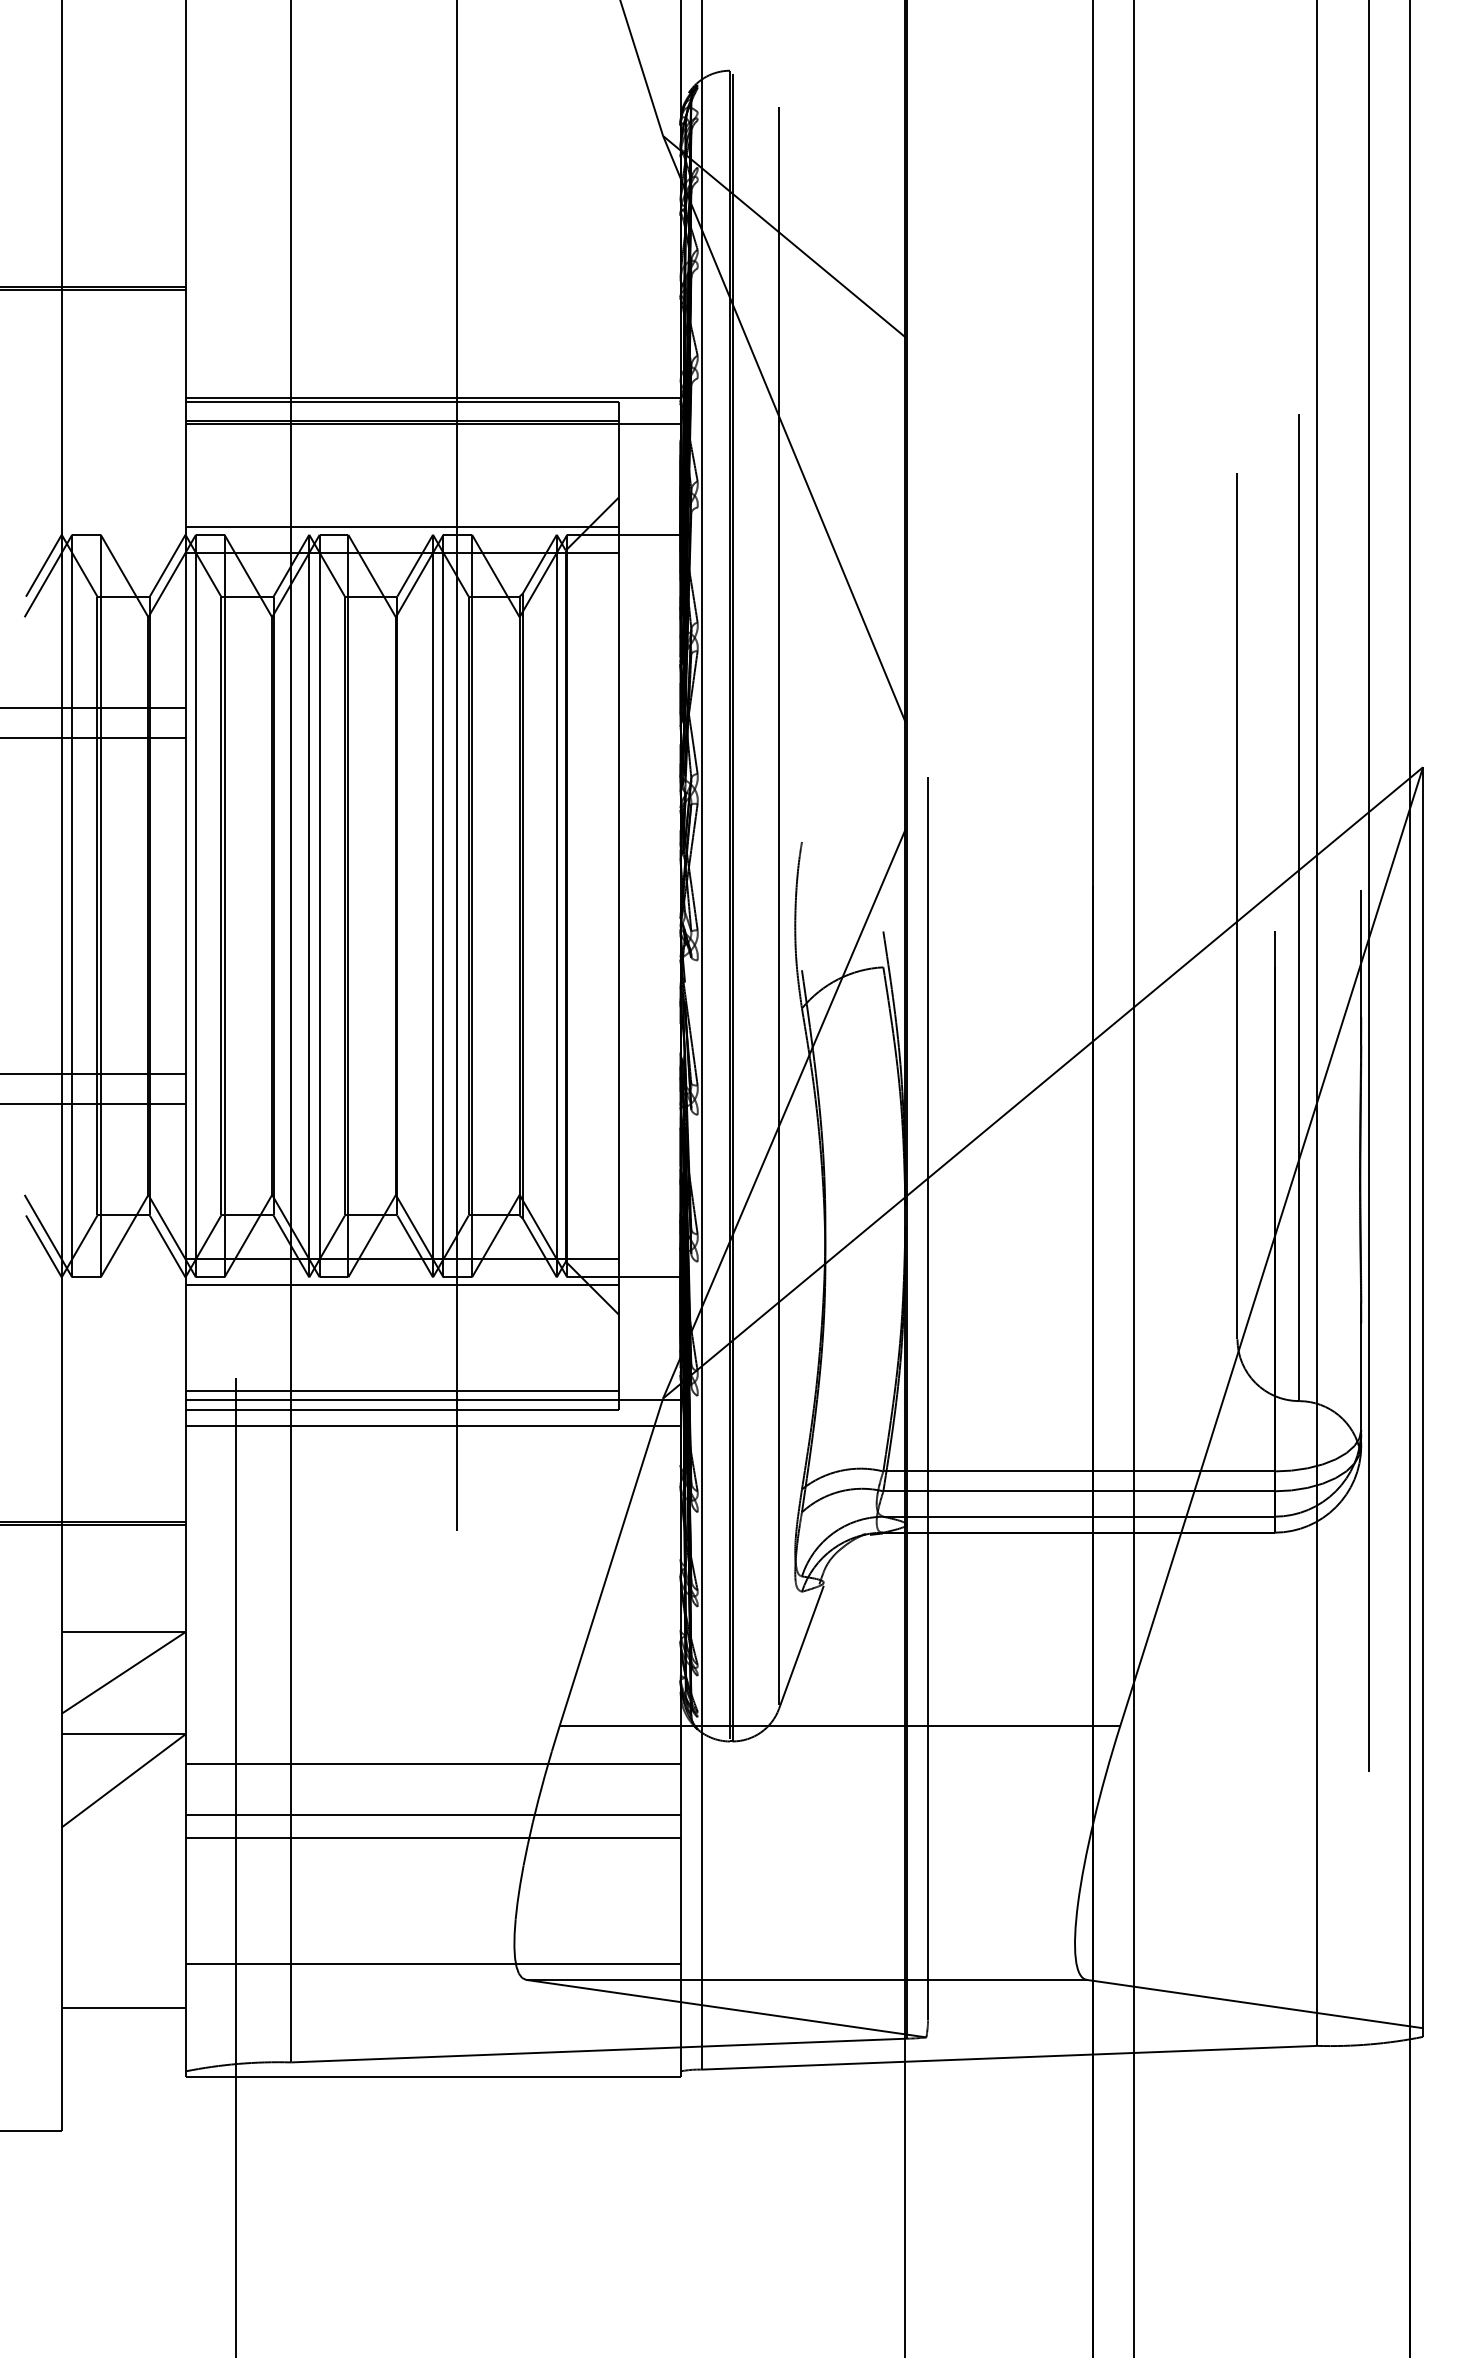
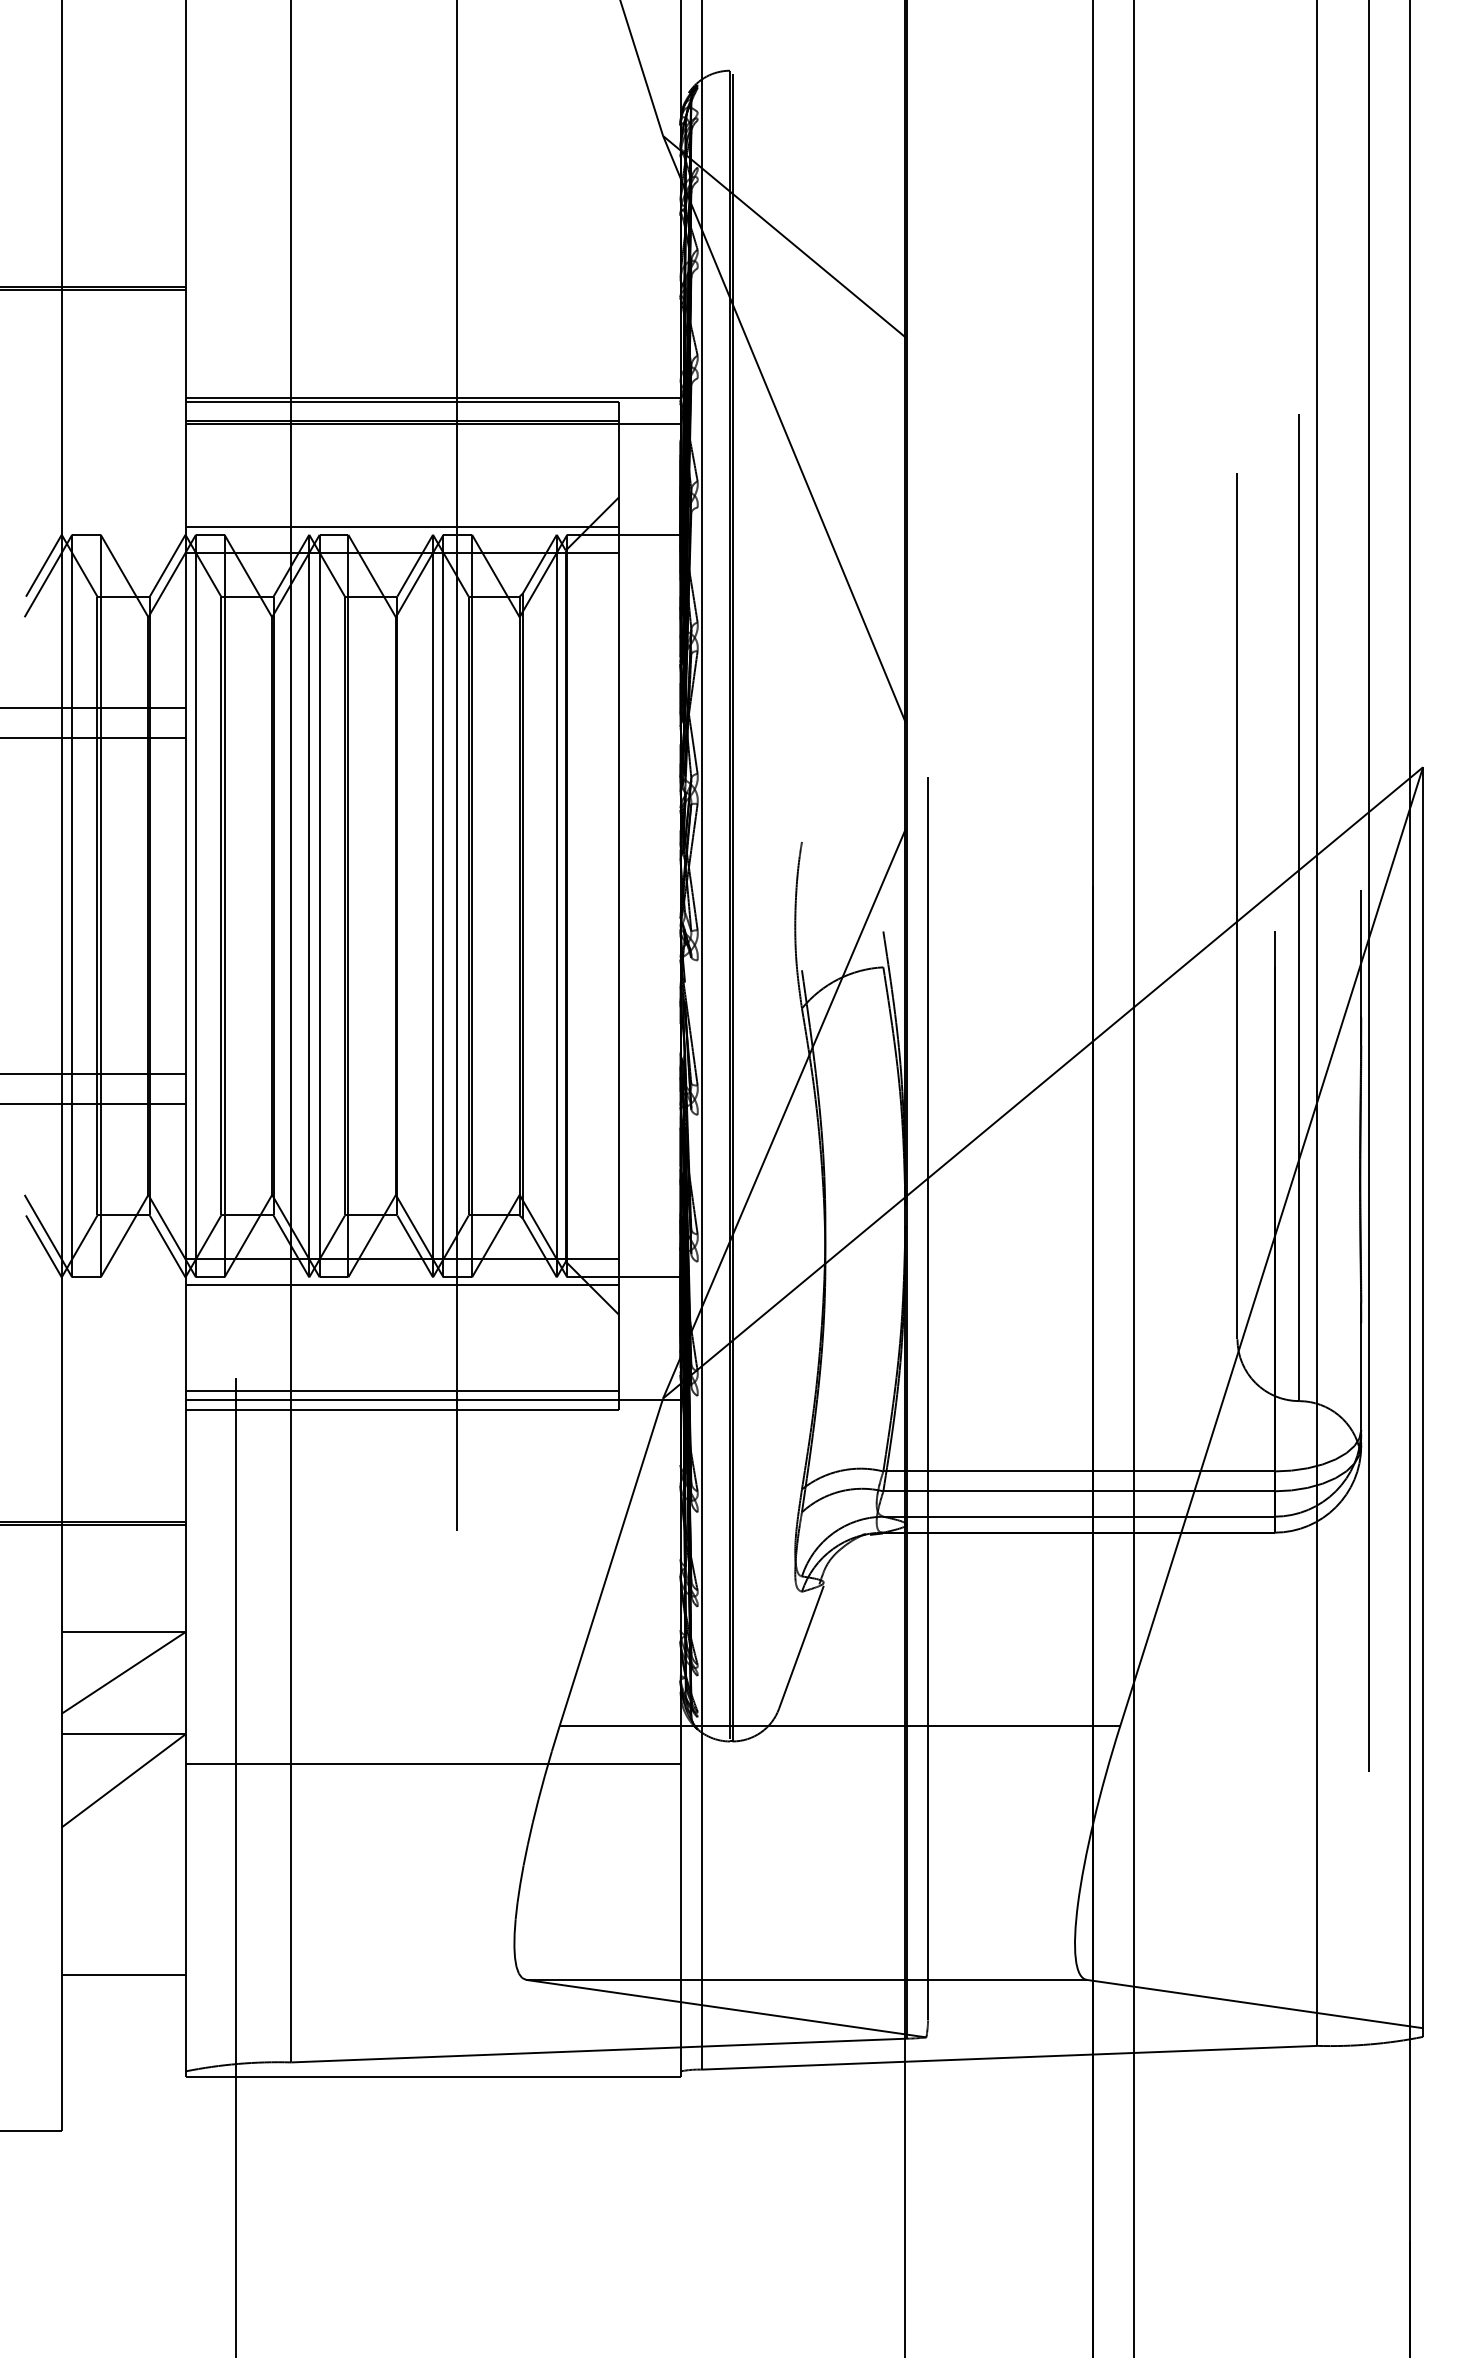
line: present -> none (779, 905)
line: present -> none (432, 1426)
line: present -> none (432, 1815)
line: present -> none (432, 1838)
line: present -> none (432, 1964)
line position: (123, 2007) -> (123, 1974) (123, 1974)
